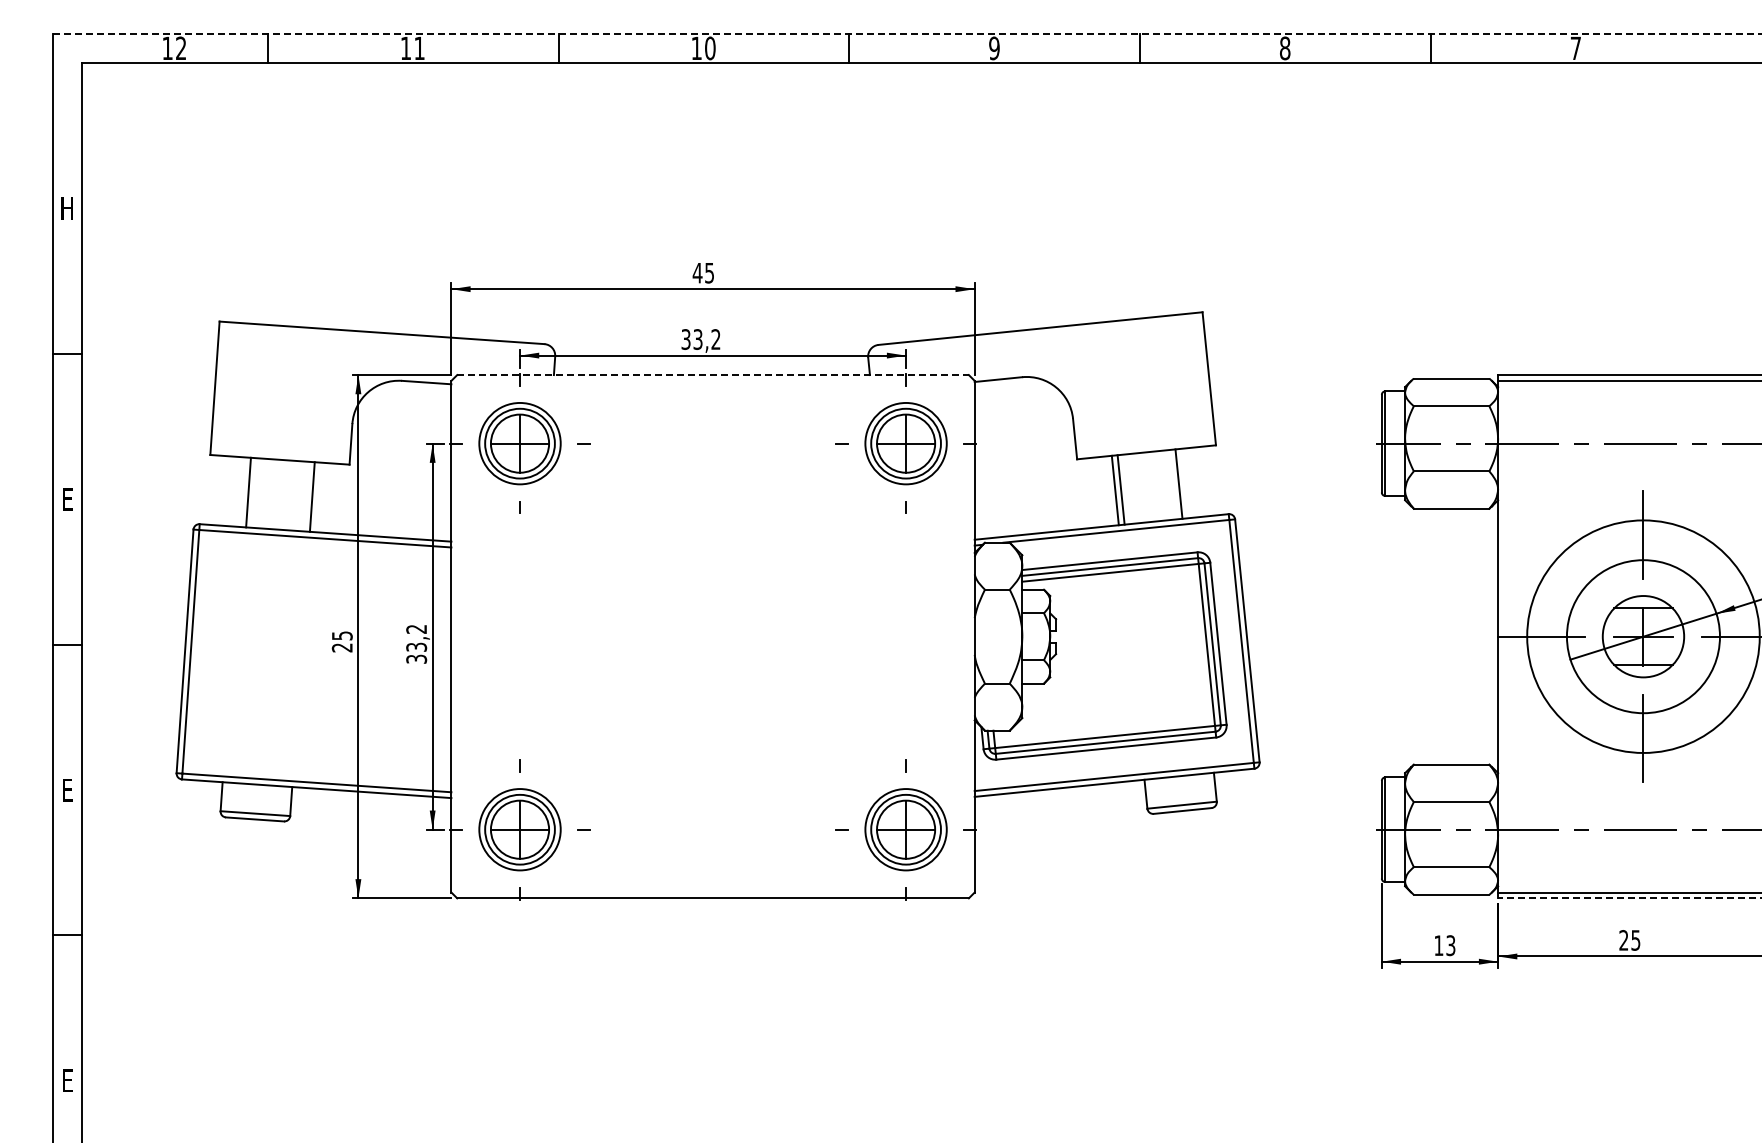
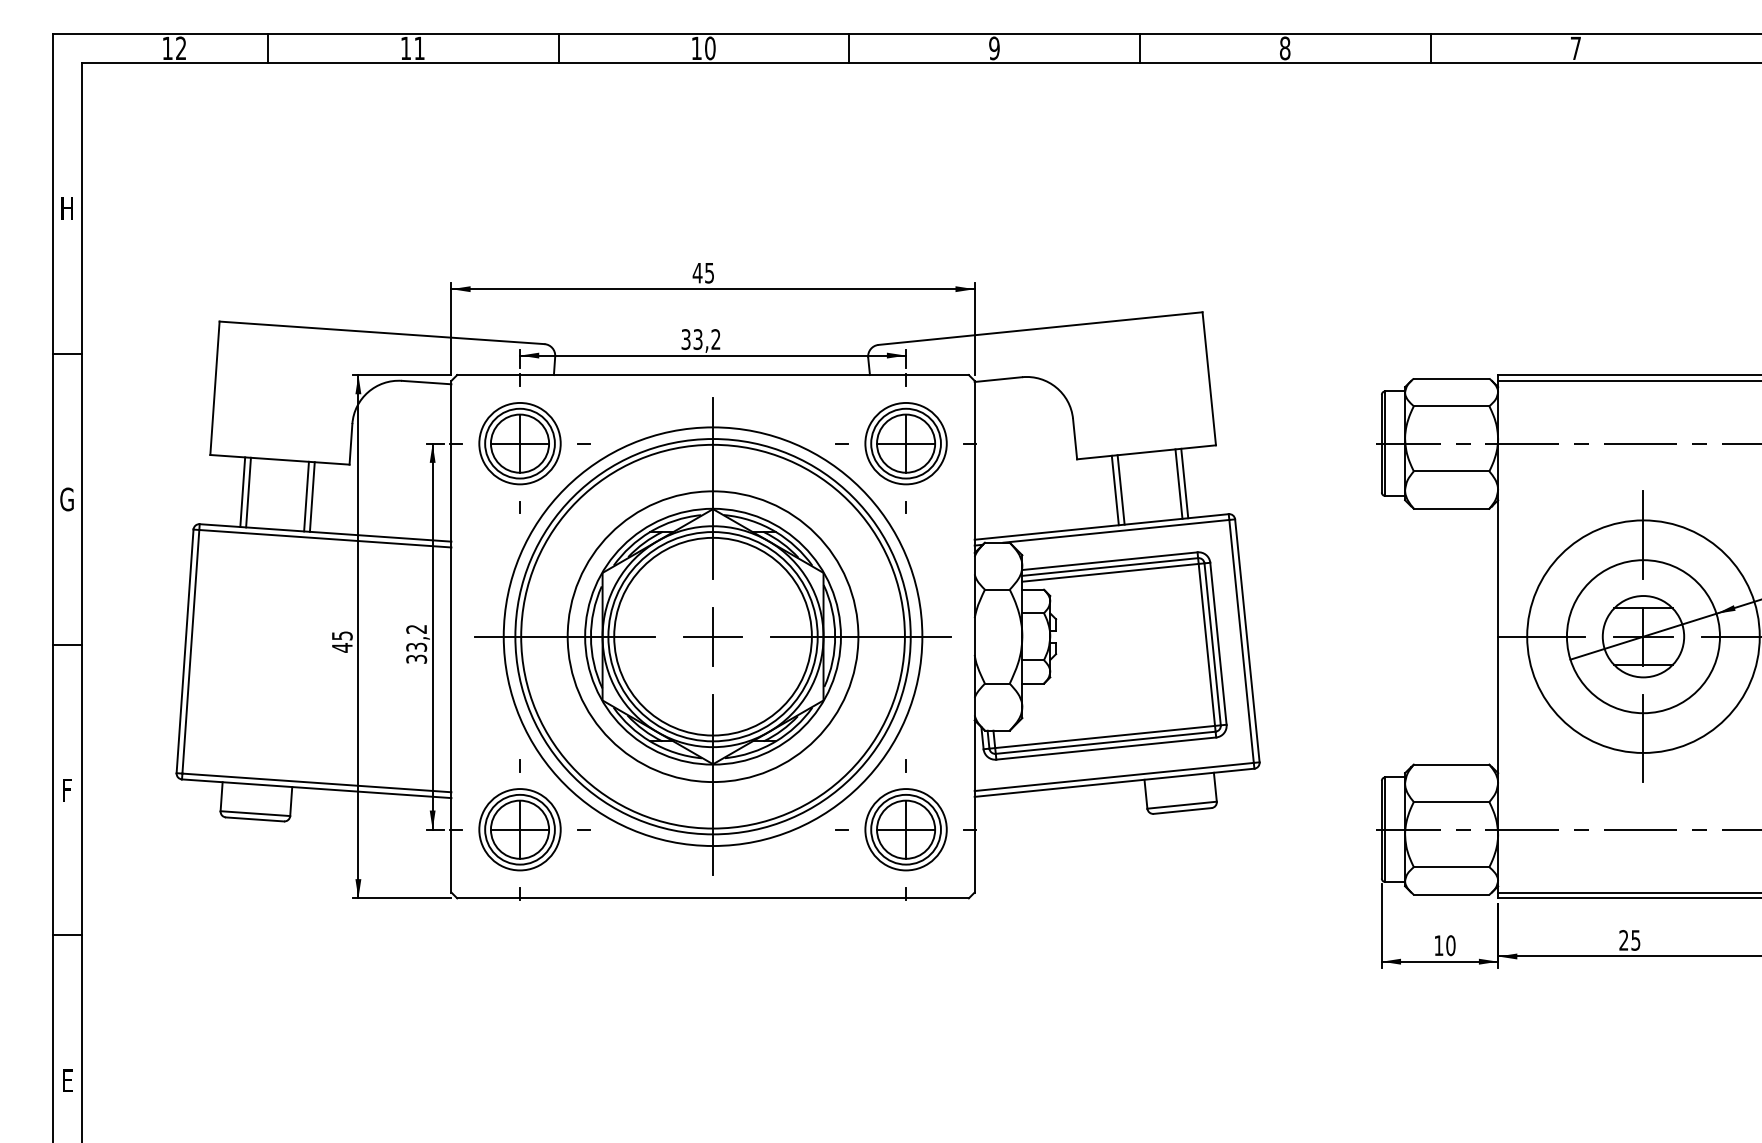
line: dashed -> solid (907, 34)
line: dashed -> solid (713, 375)
line: none -> present (1184, 483)
line: none -> present (242, 492)
line: none -> present (306, 496)
text: E -> G (66, 499)
part: none -> present (712, 636)
text: 25 -> 45 (341, 647)
text: E -> F (68, 794)
line: dashed -> solid (1629, 898)
text: 13 -> 10 (1450, 945)
